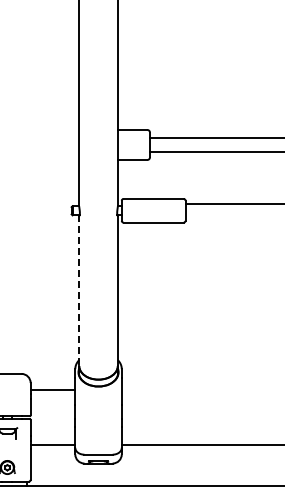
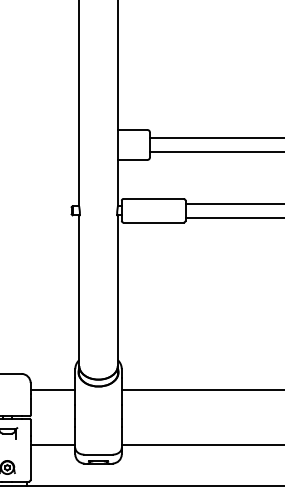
line: none -> present (233, 218)
line: dashed -> solid (79, 291)
line: none -> present (201, 390)
